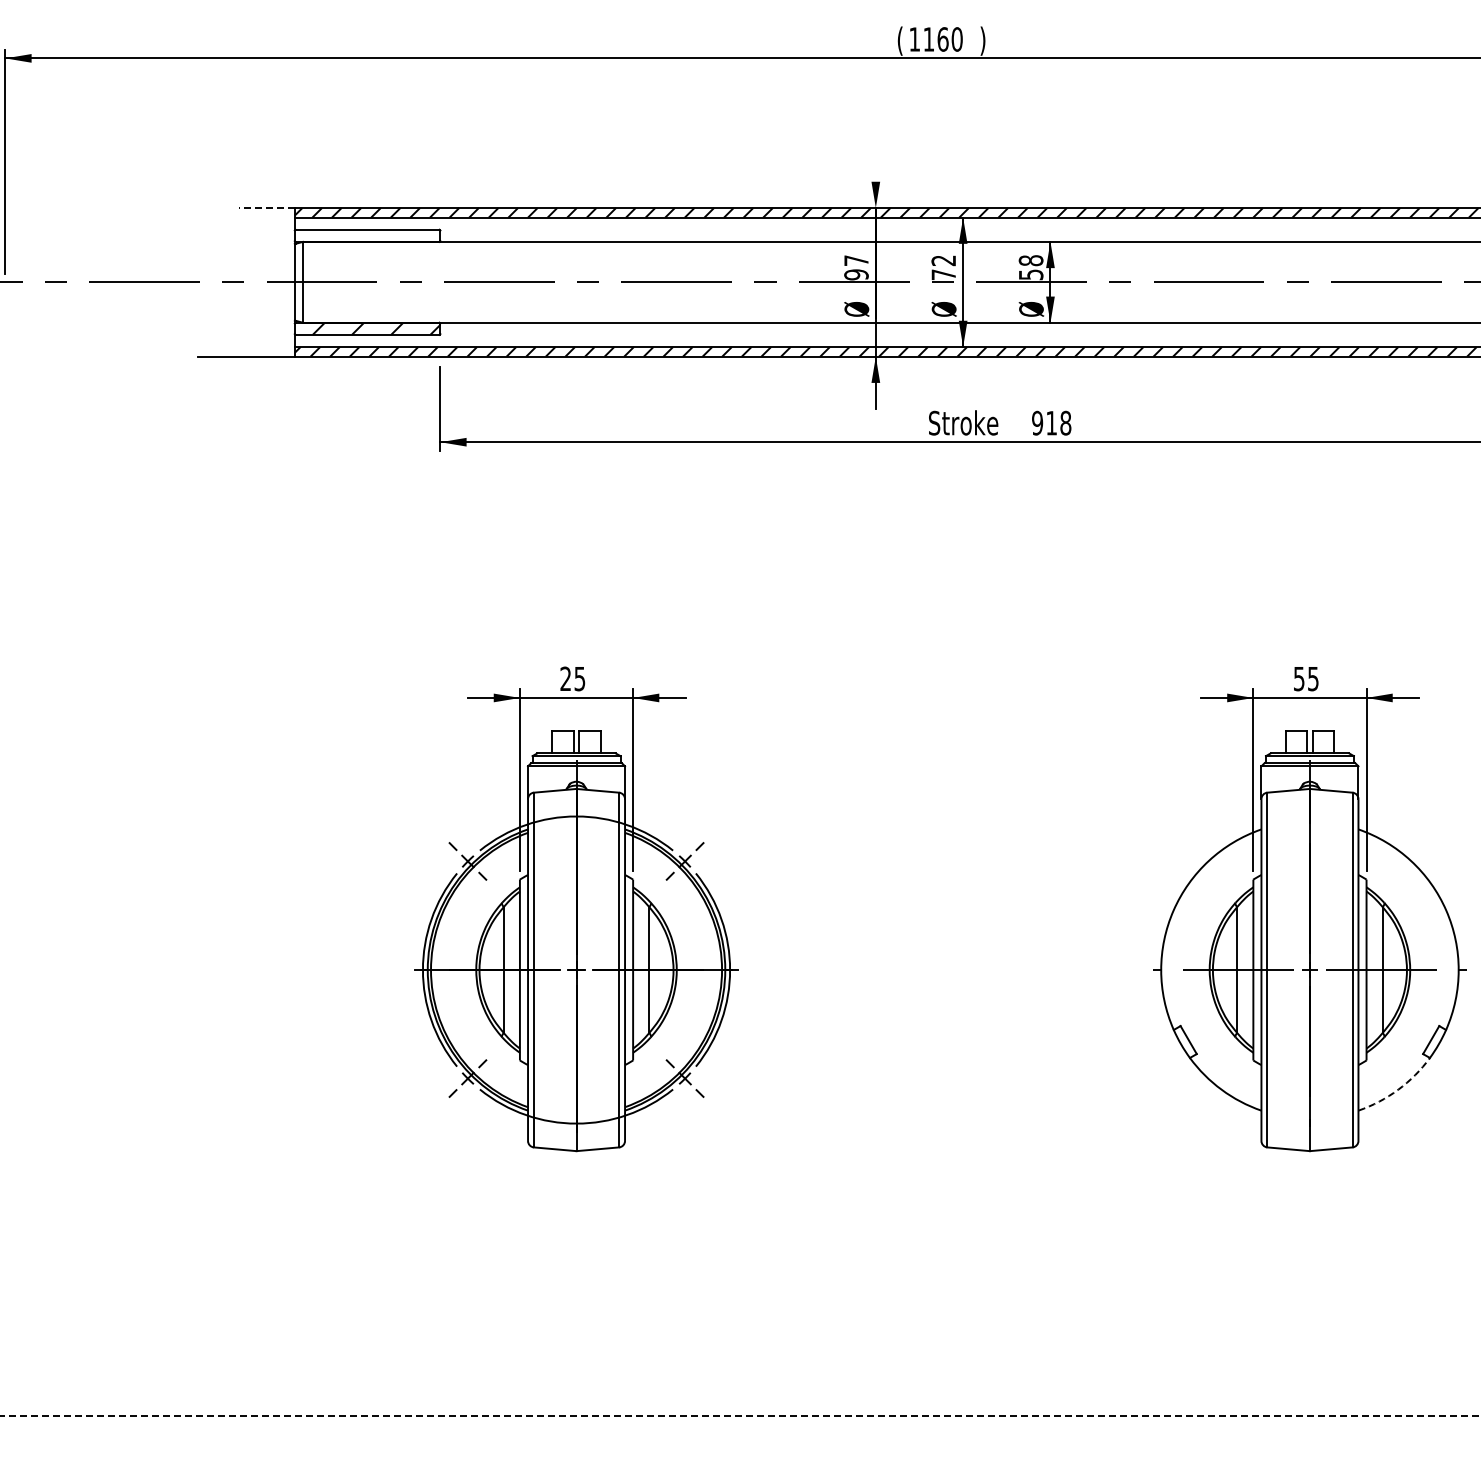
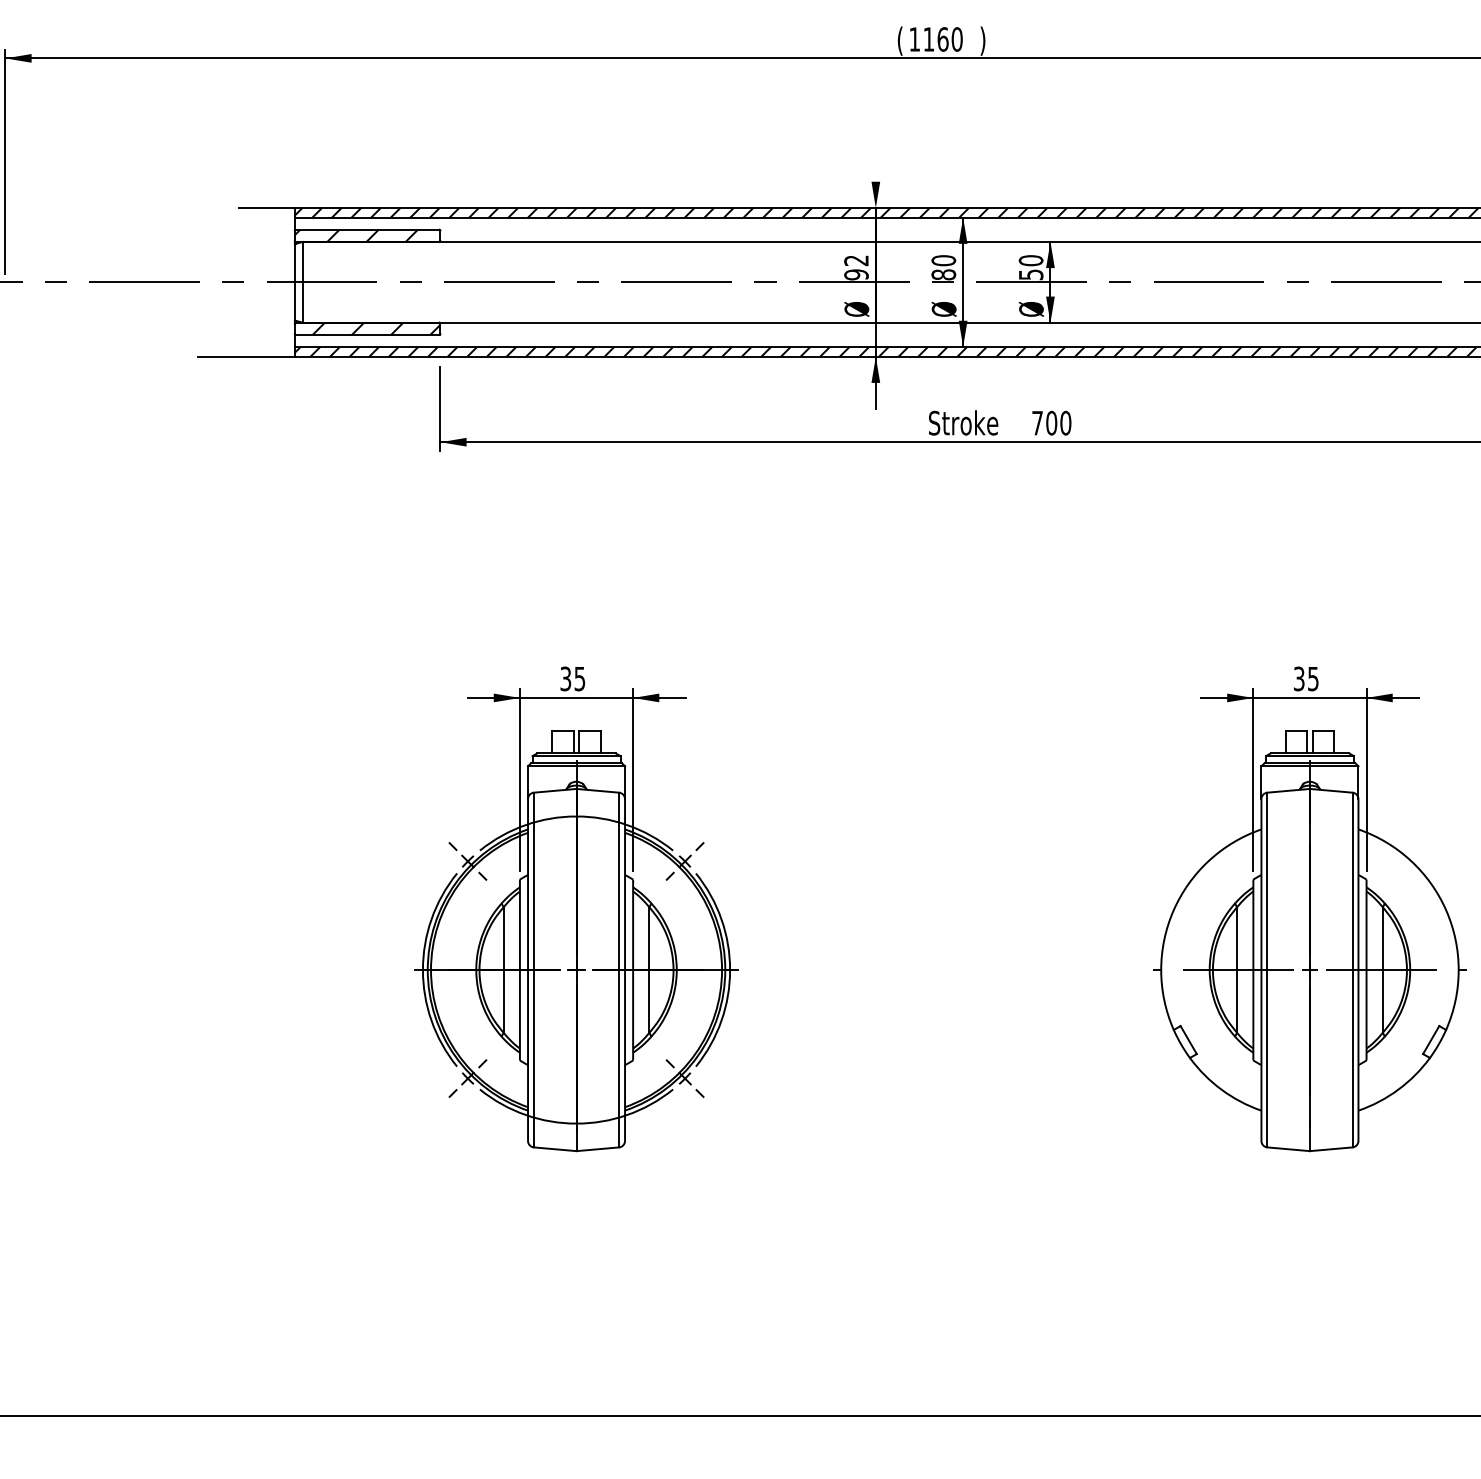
line: dashed -> solid (266, 207)
hatch: none -> present (355, 235)
text: 97 -> 92 (856, 260)
text: 58 -> 50 (1031, 260)
text: 72 -> 80 (943, 267)
text: 918 -> 700 (1051, 422)
text: 55 -> 35 (1299, 678)
text: 25 -> 35 (565, 679)
arc: dashed -> solid (1398, 1089)
line: dashed -> solid (740, 1415)
